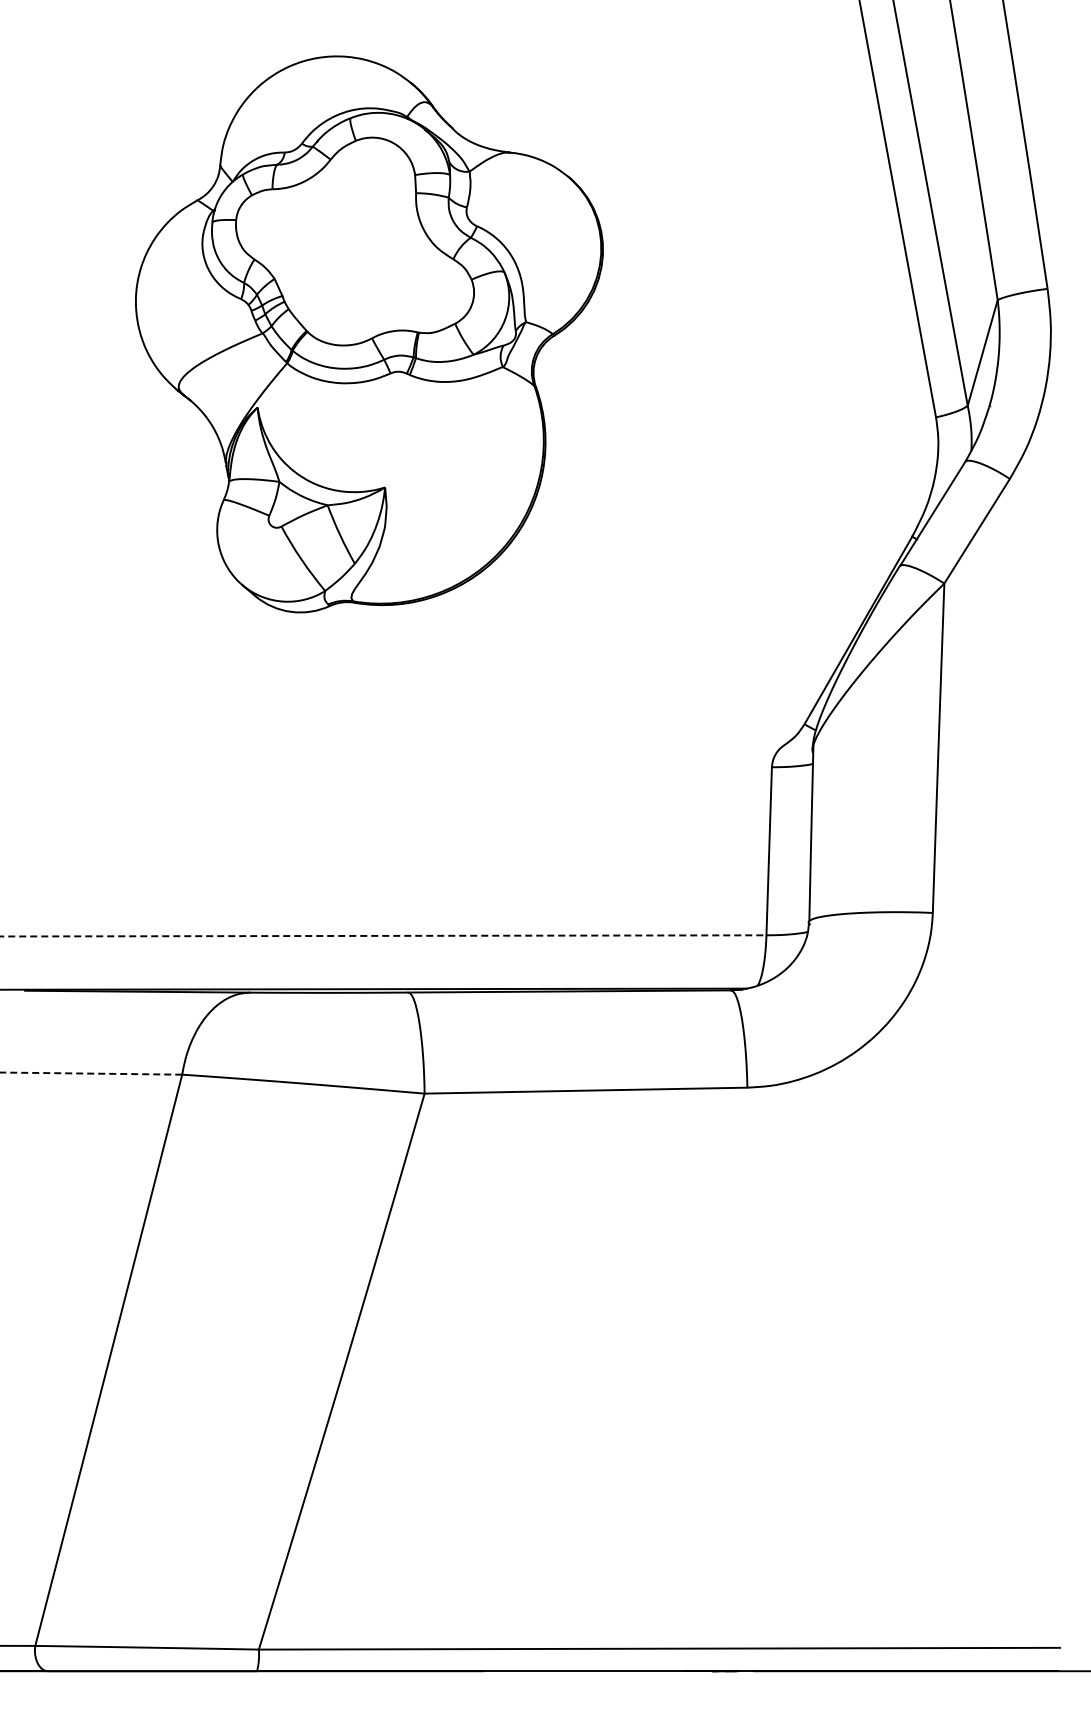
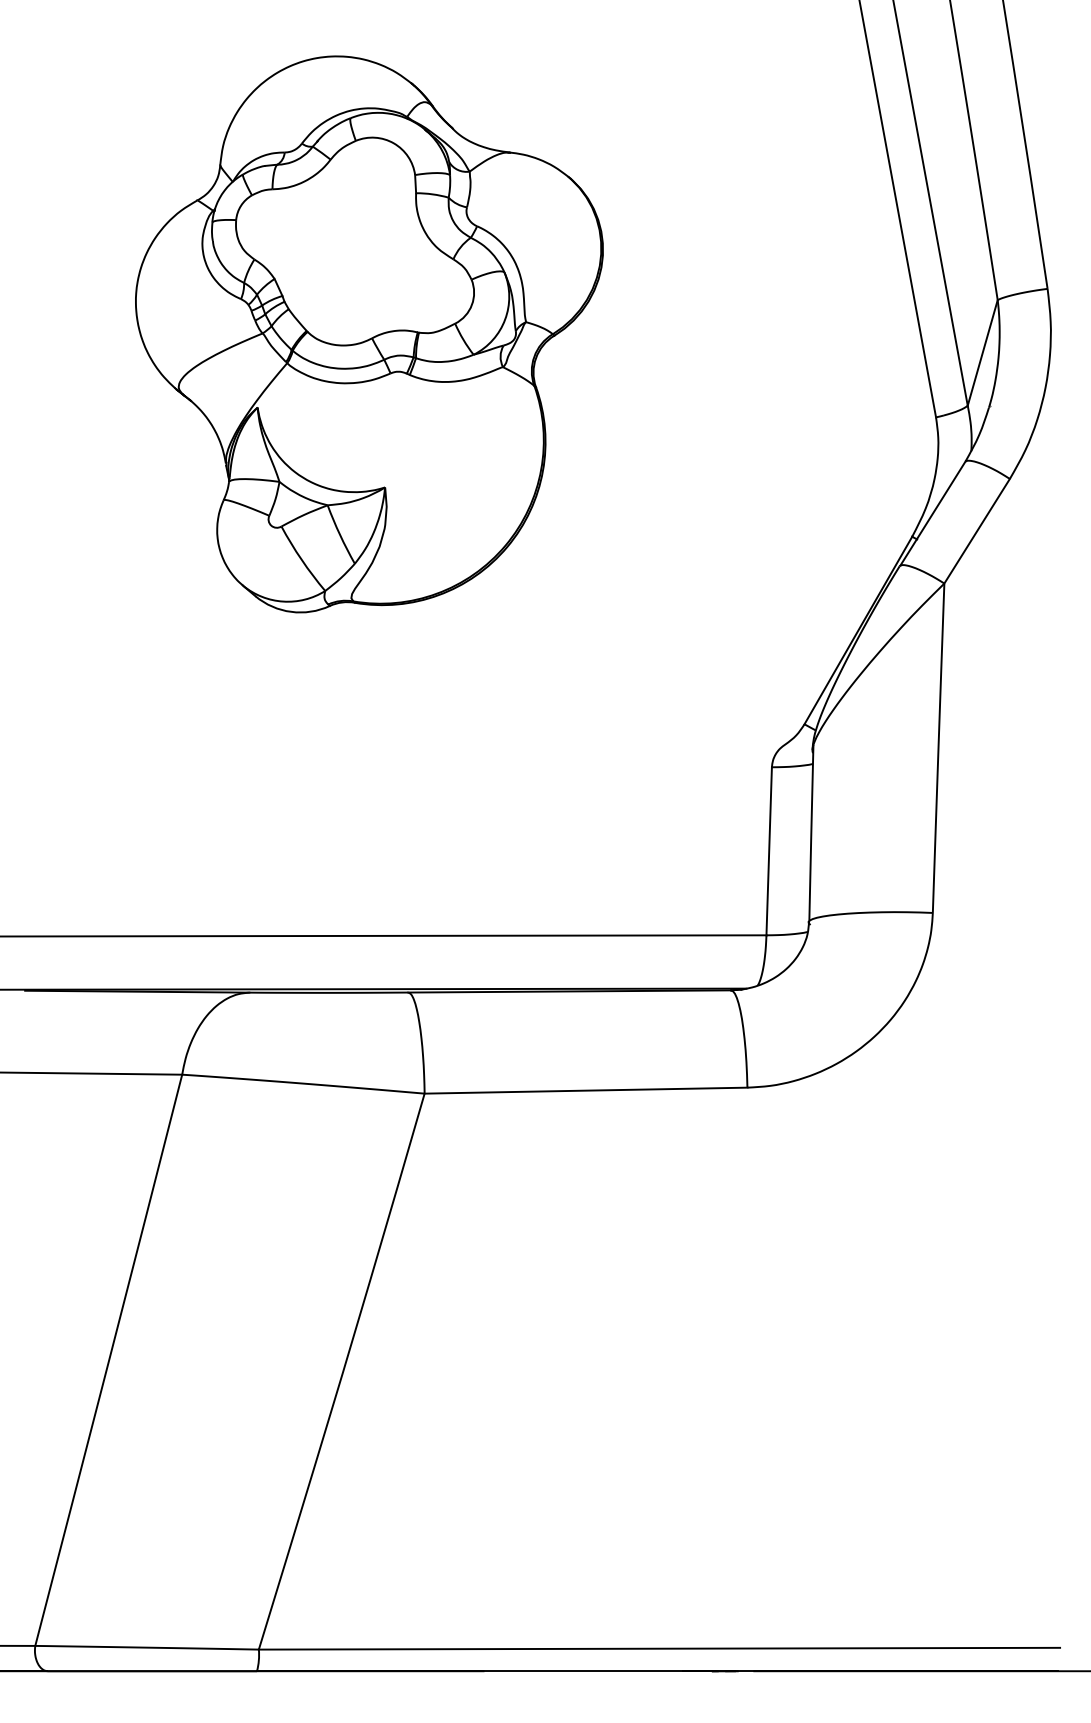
line: dashed -> solid (383, 935)
line: dashed -> solid (91, 1073)
